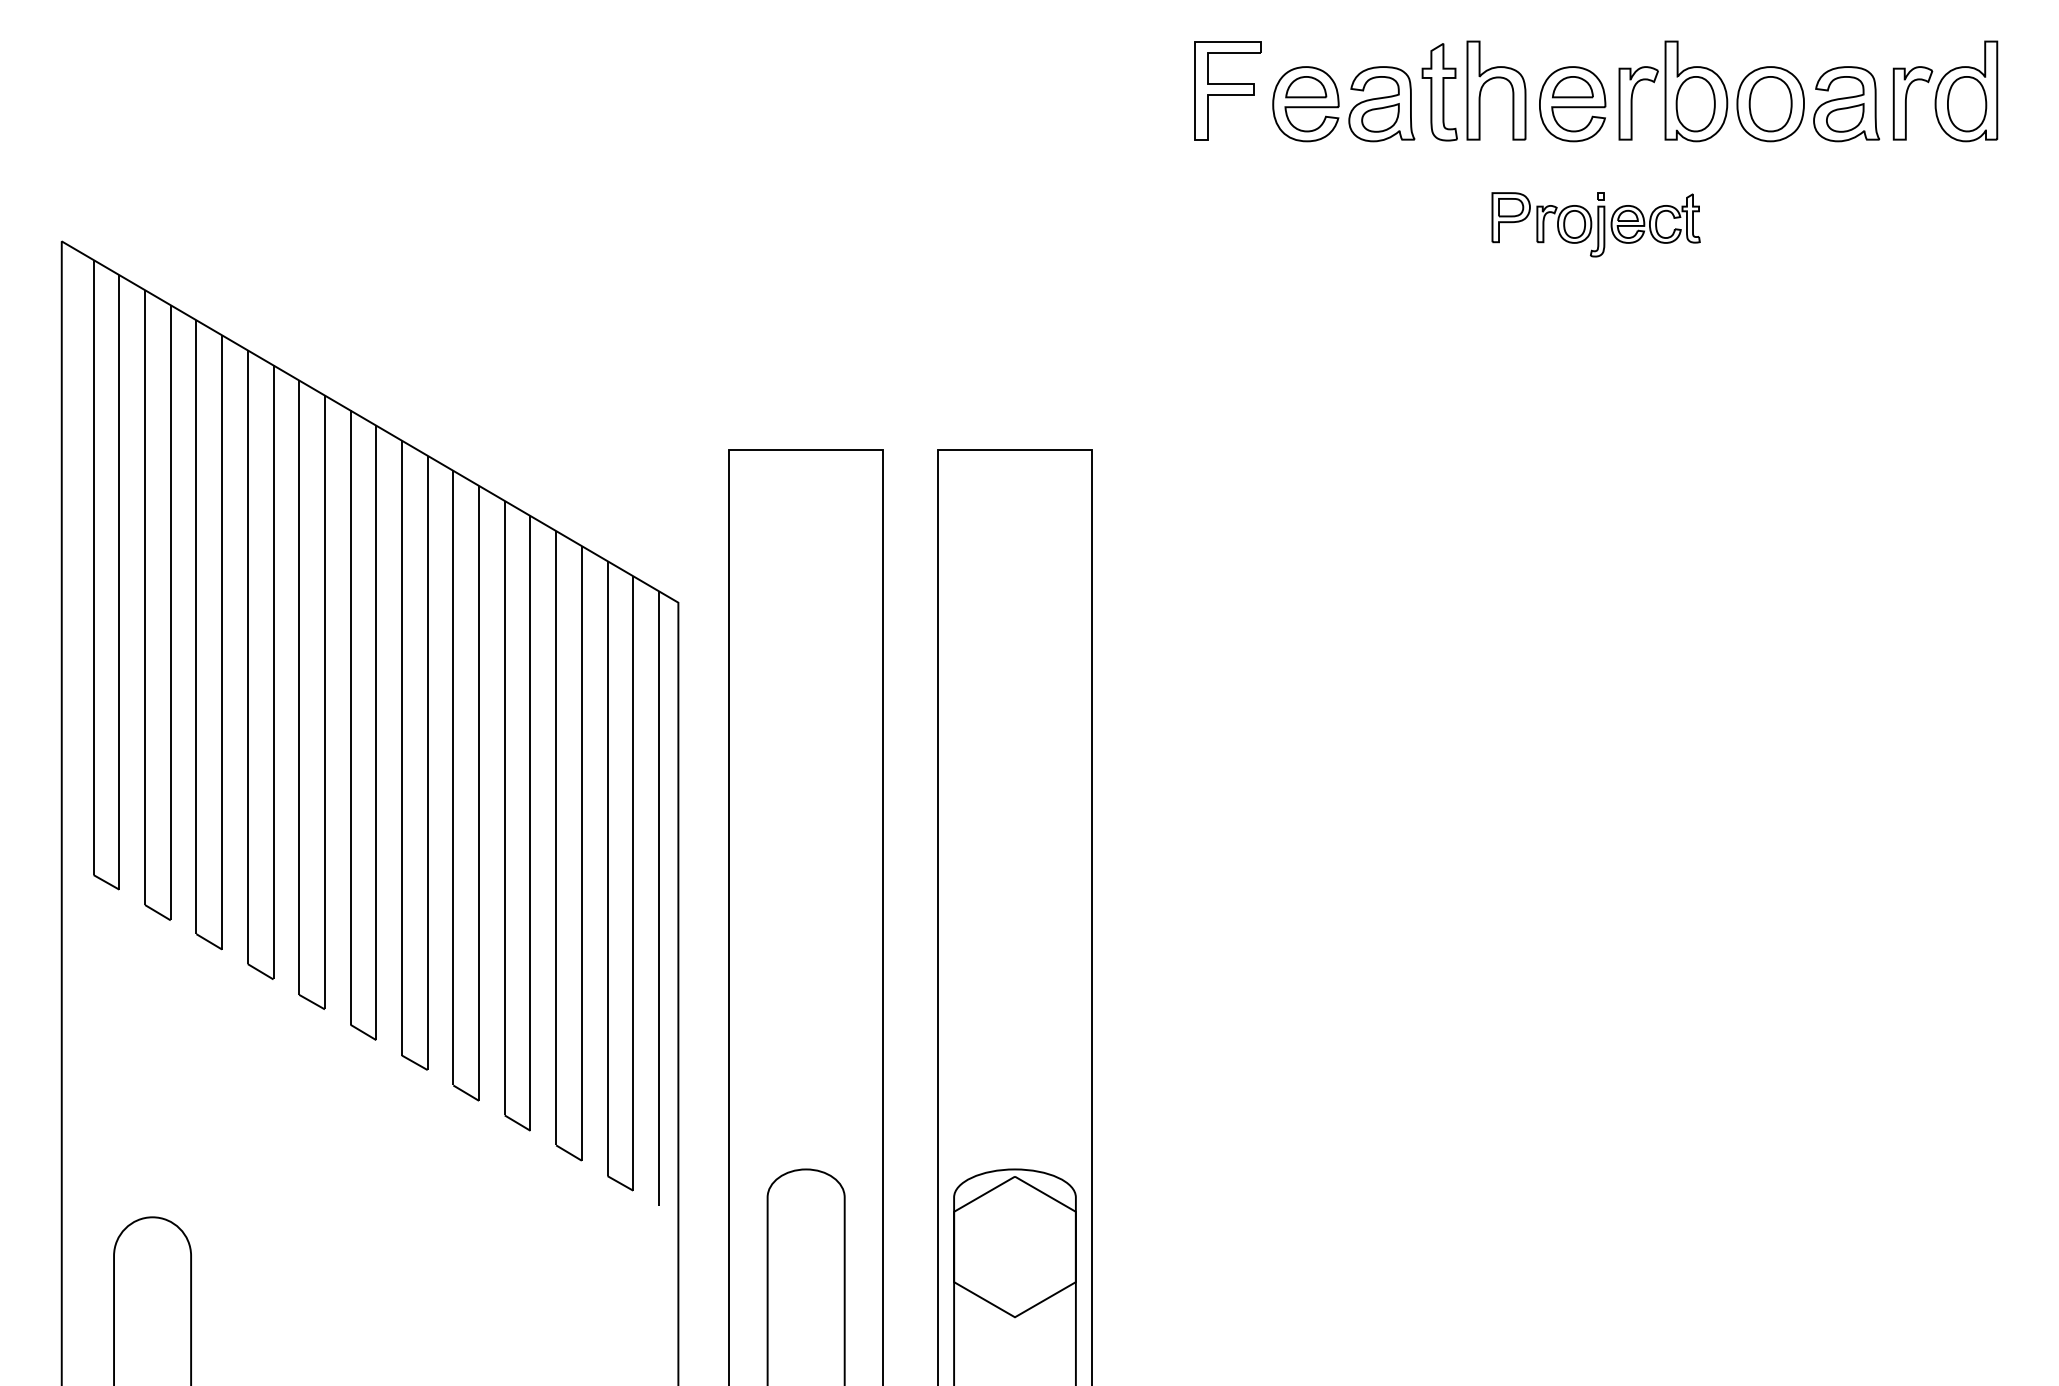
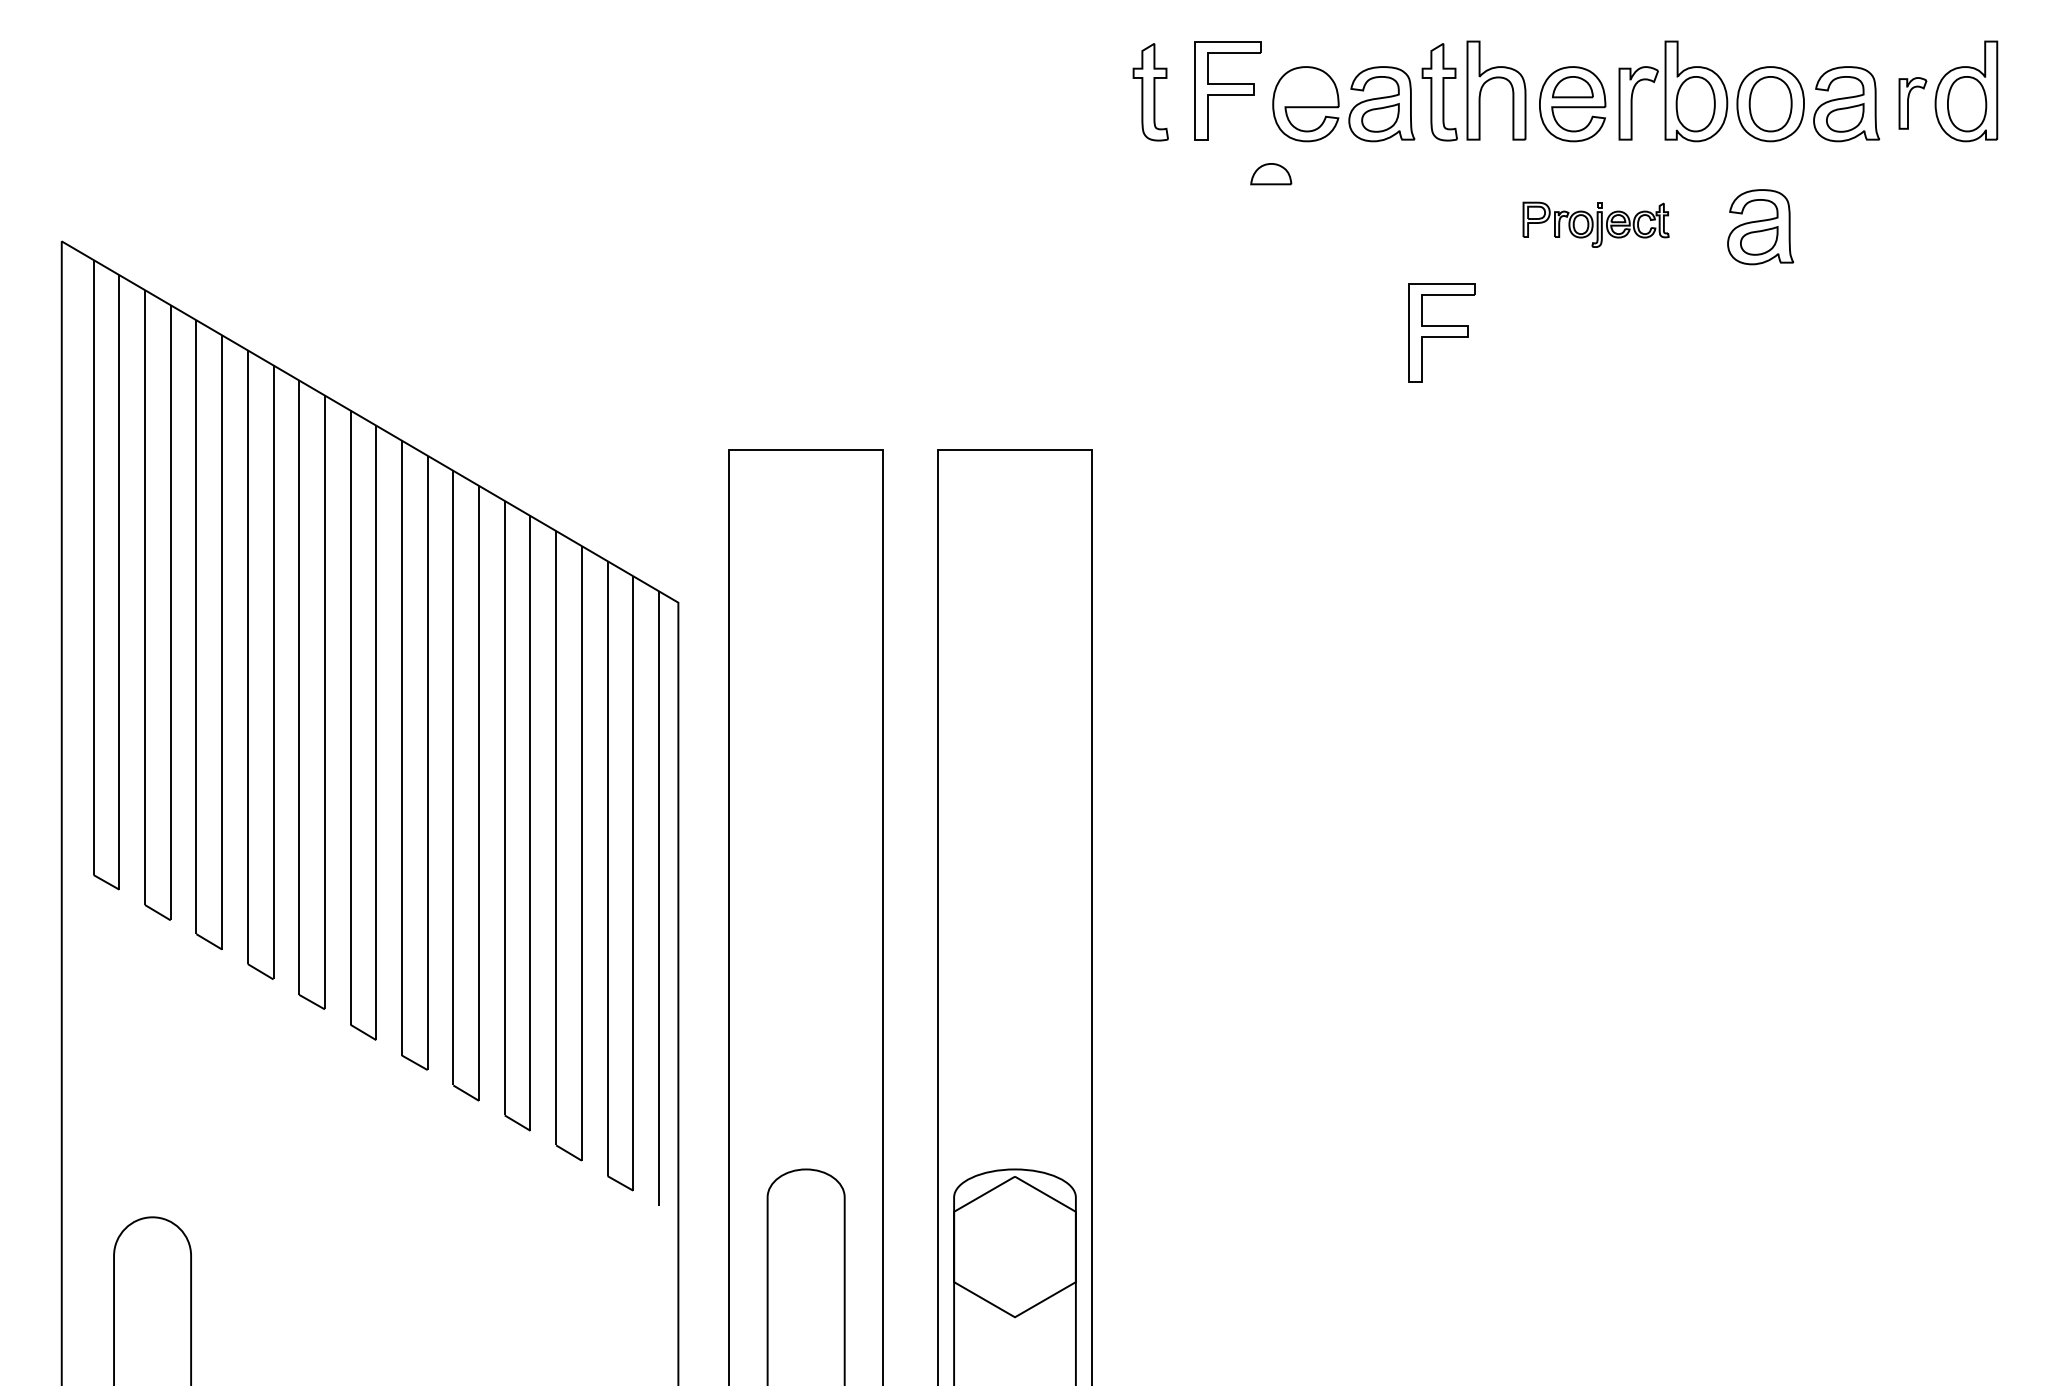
part position: (1306, 87) -> (1271, 174) (1271, 174)
part: none -> present (1150, 92)
part size: 42x75 px -> 30x53 px (1912, 103)
part size: 210x66 px -> 148x47 px (1595, 224)
part: none -> present (1760, 227)
part: none -> present (1441, 332)
